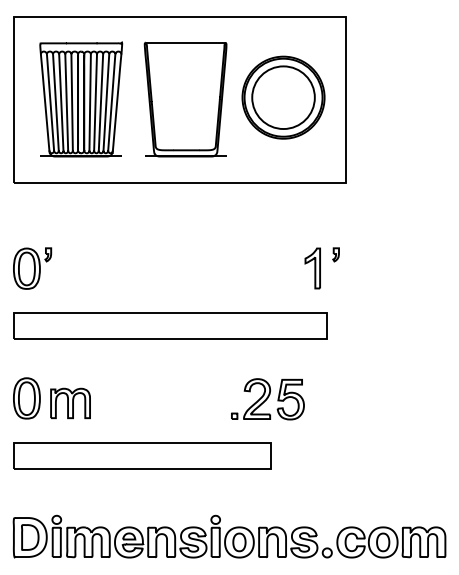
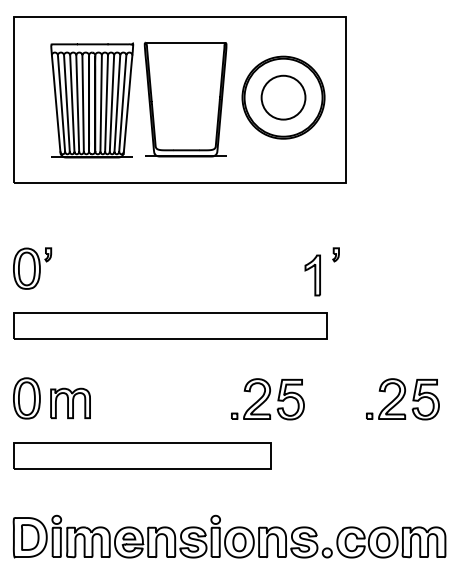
circle diameter: 63 px -> 44 px (283, 97)
part position: (81, 99) -> (92, 100) (92, 100)
part position: (312, 268) -> (312, 275) (312, 275)
part: none -> present (402, 399)
